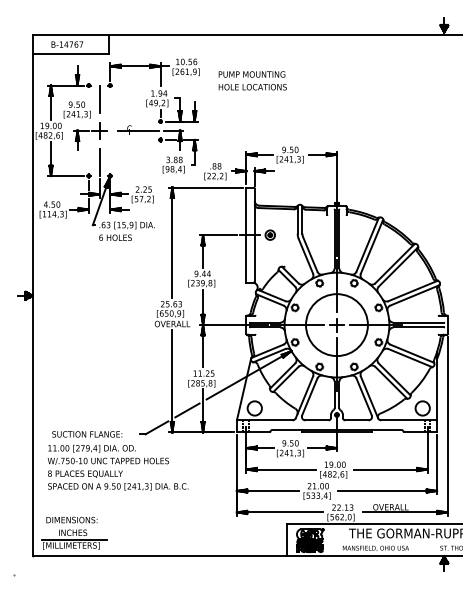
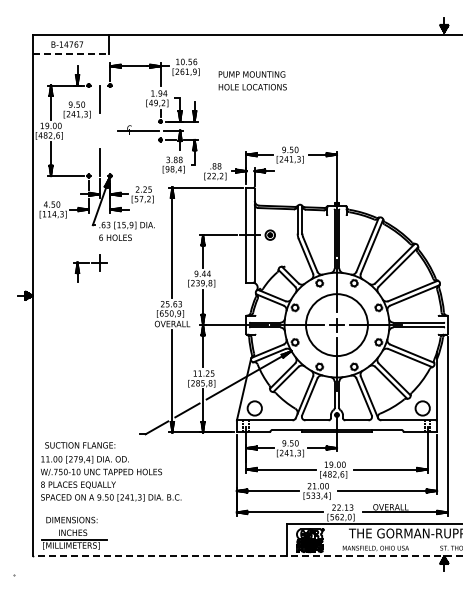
line: solid -> dashed (71, 54)
part position: (90, 136) -> (90, 268) (90, 268)
text position: (118, 460) -> (111, 471) (111, 471)
line: solid -> dashed (247, 556)
